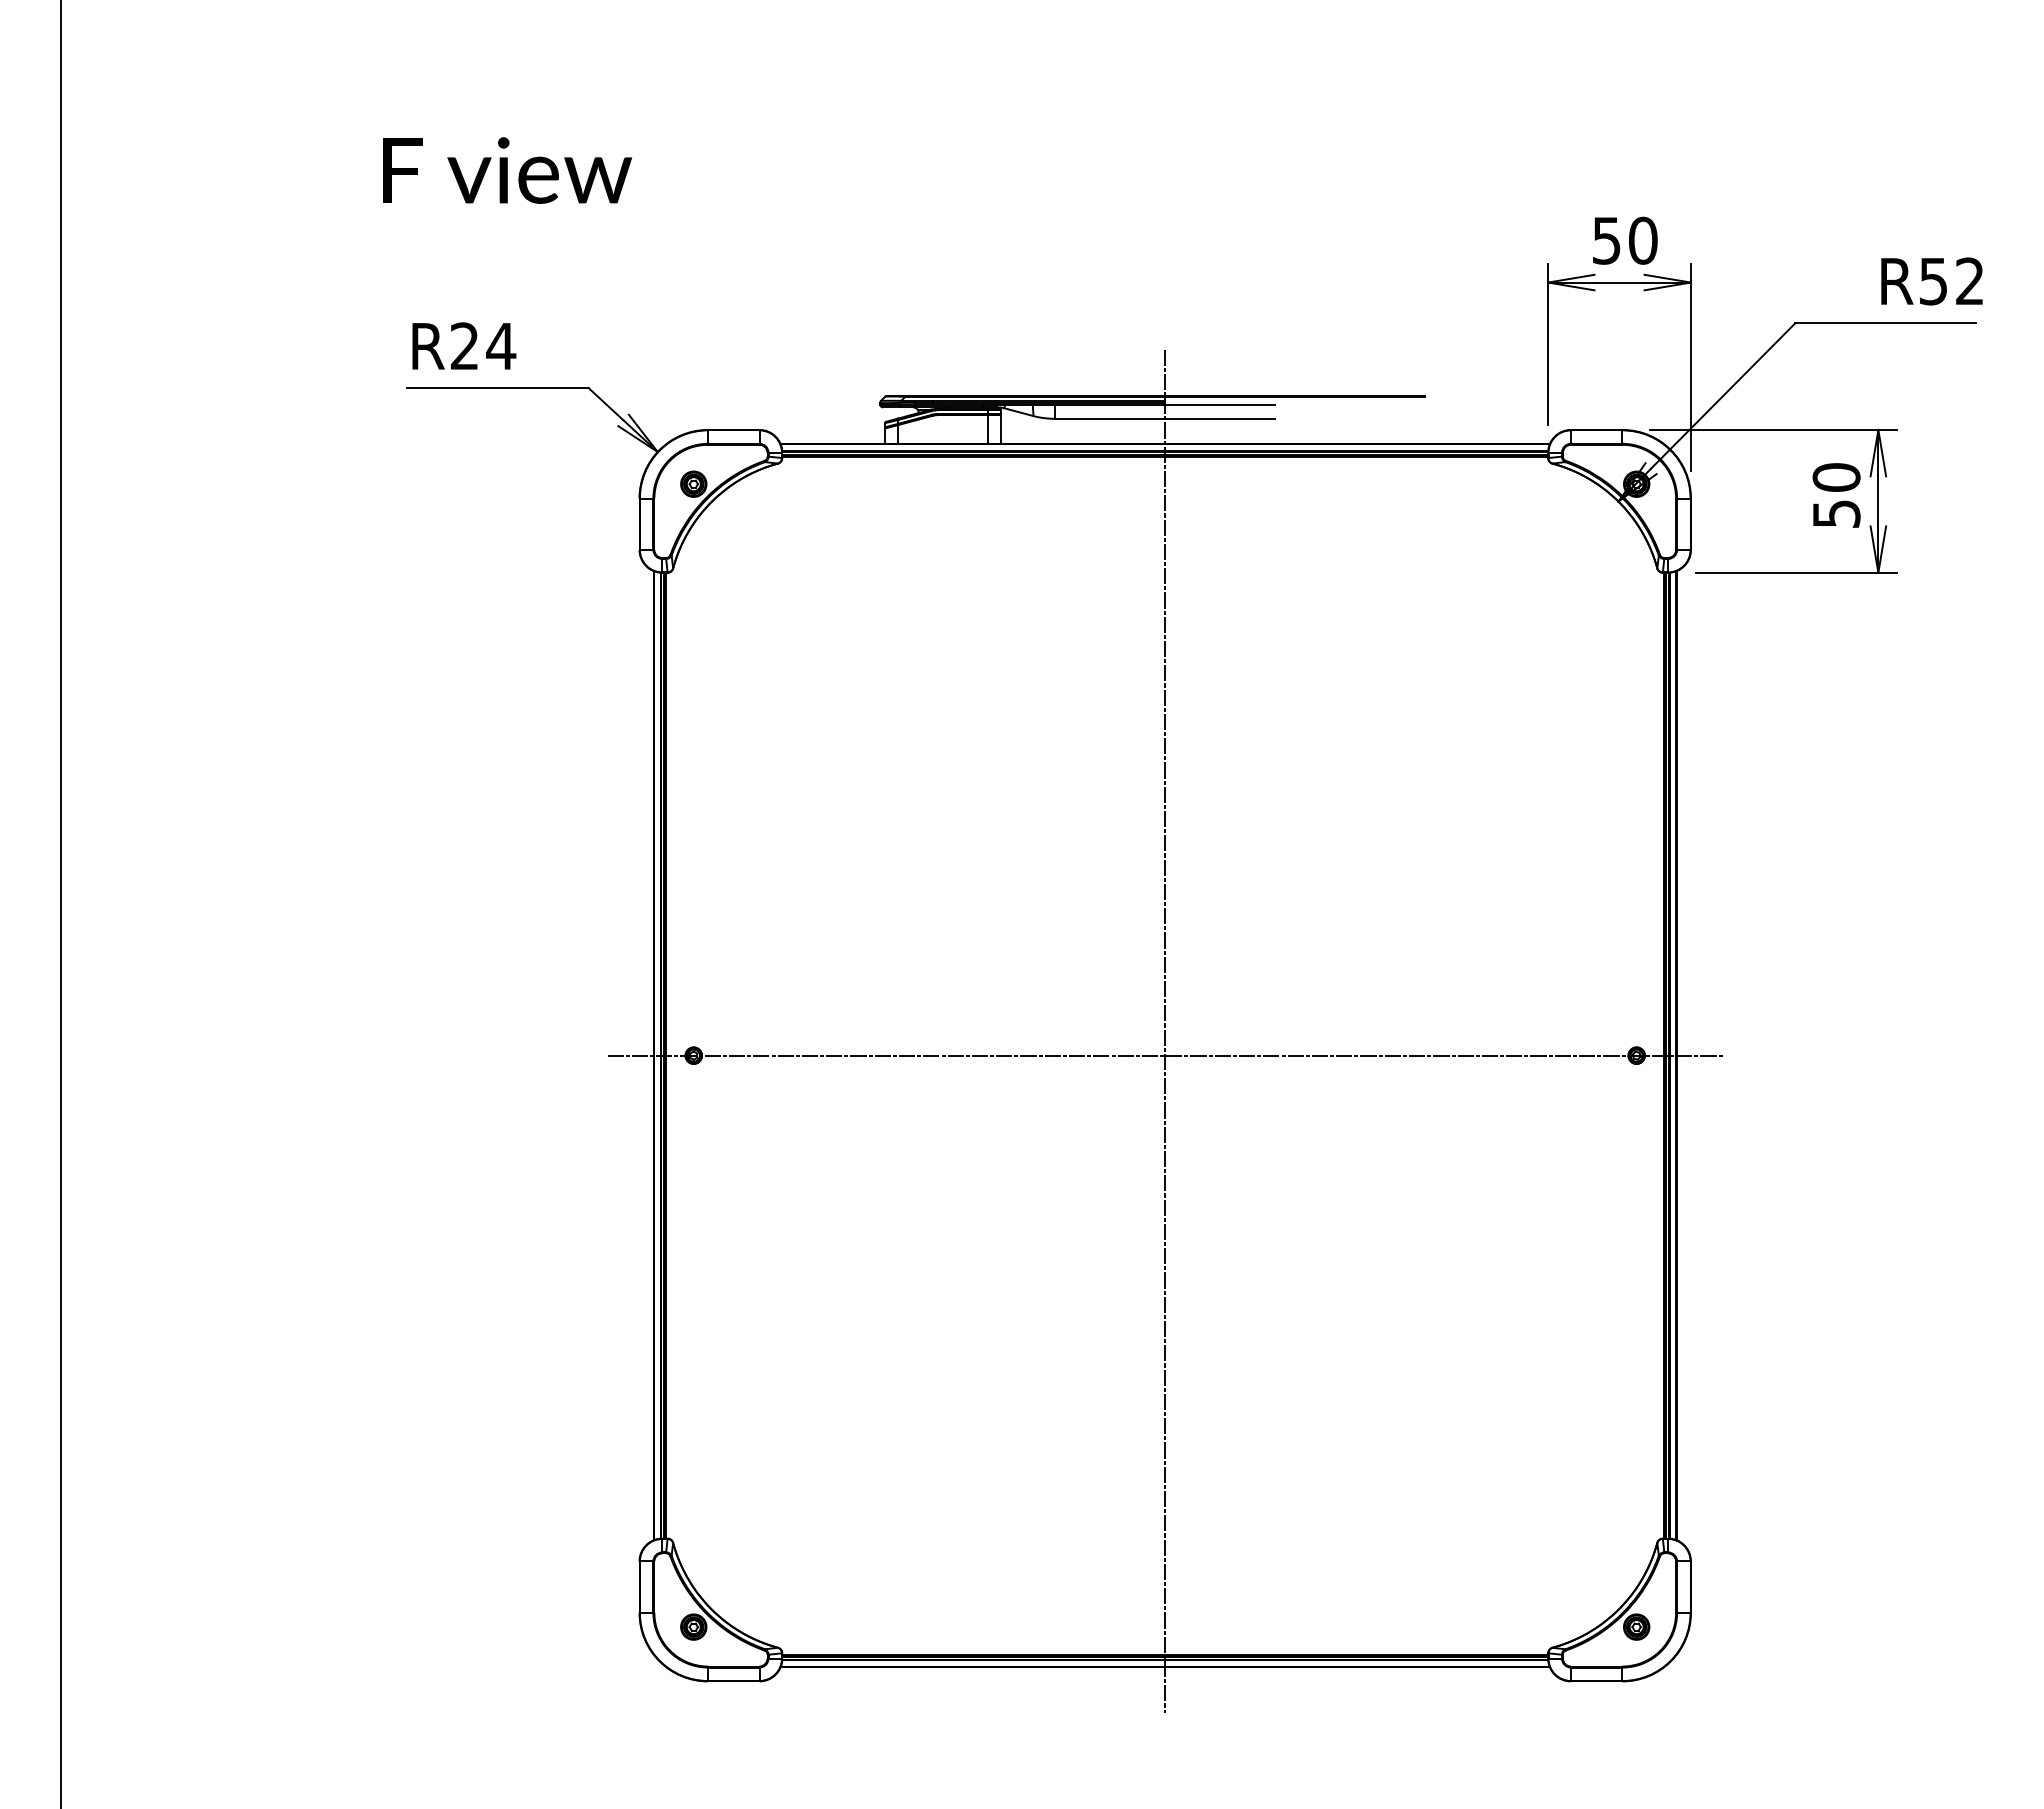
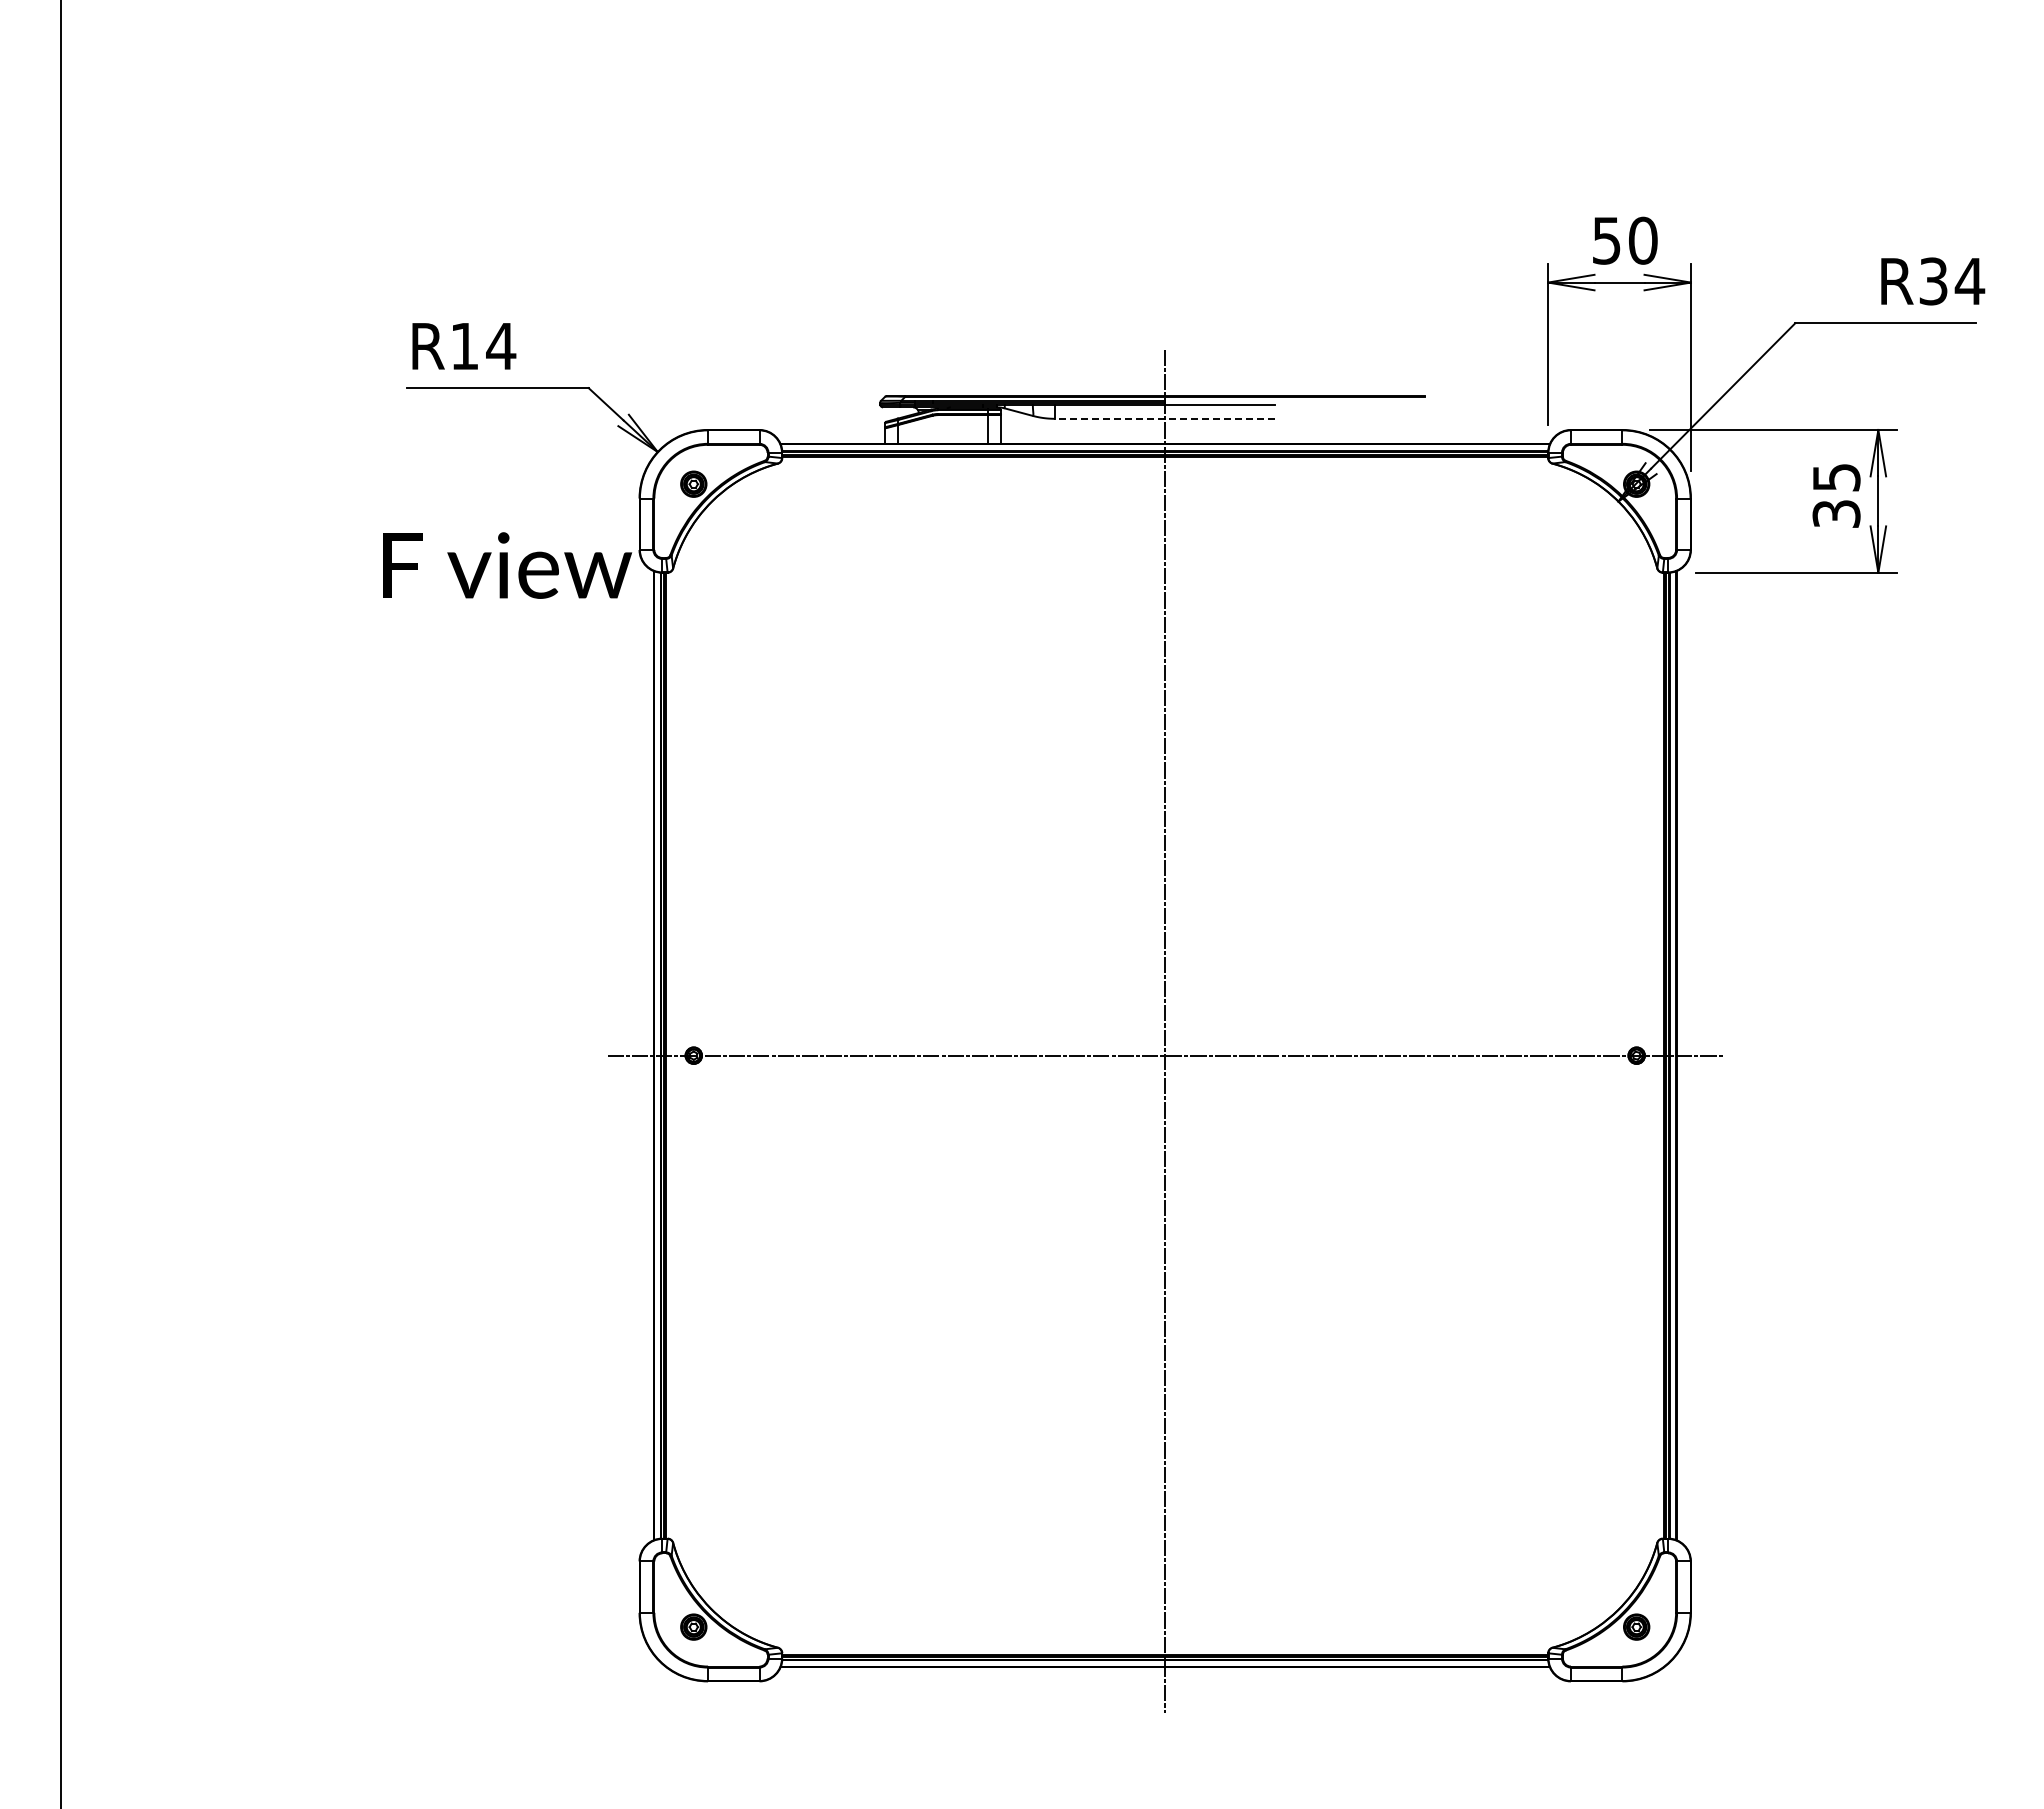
text position: (507, 170) -> (507, 565) (507, 565)
text: R52 -> R34 (1952, 280)
text: R24 -> R14 (464, 345)
line: solid -> dashed (1164, 418)
text: 50 -> 35 (1836, 495)
